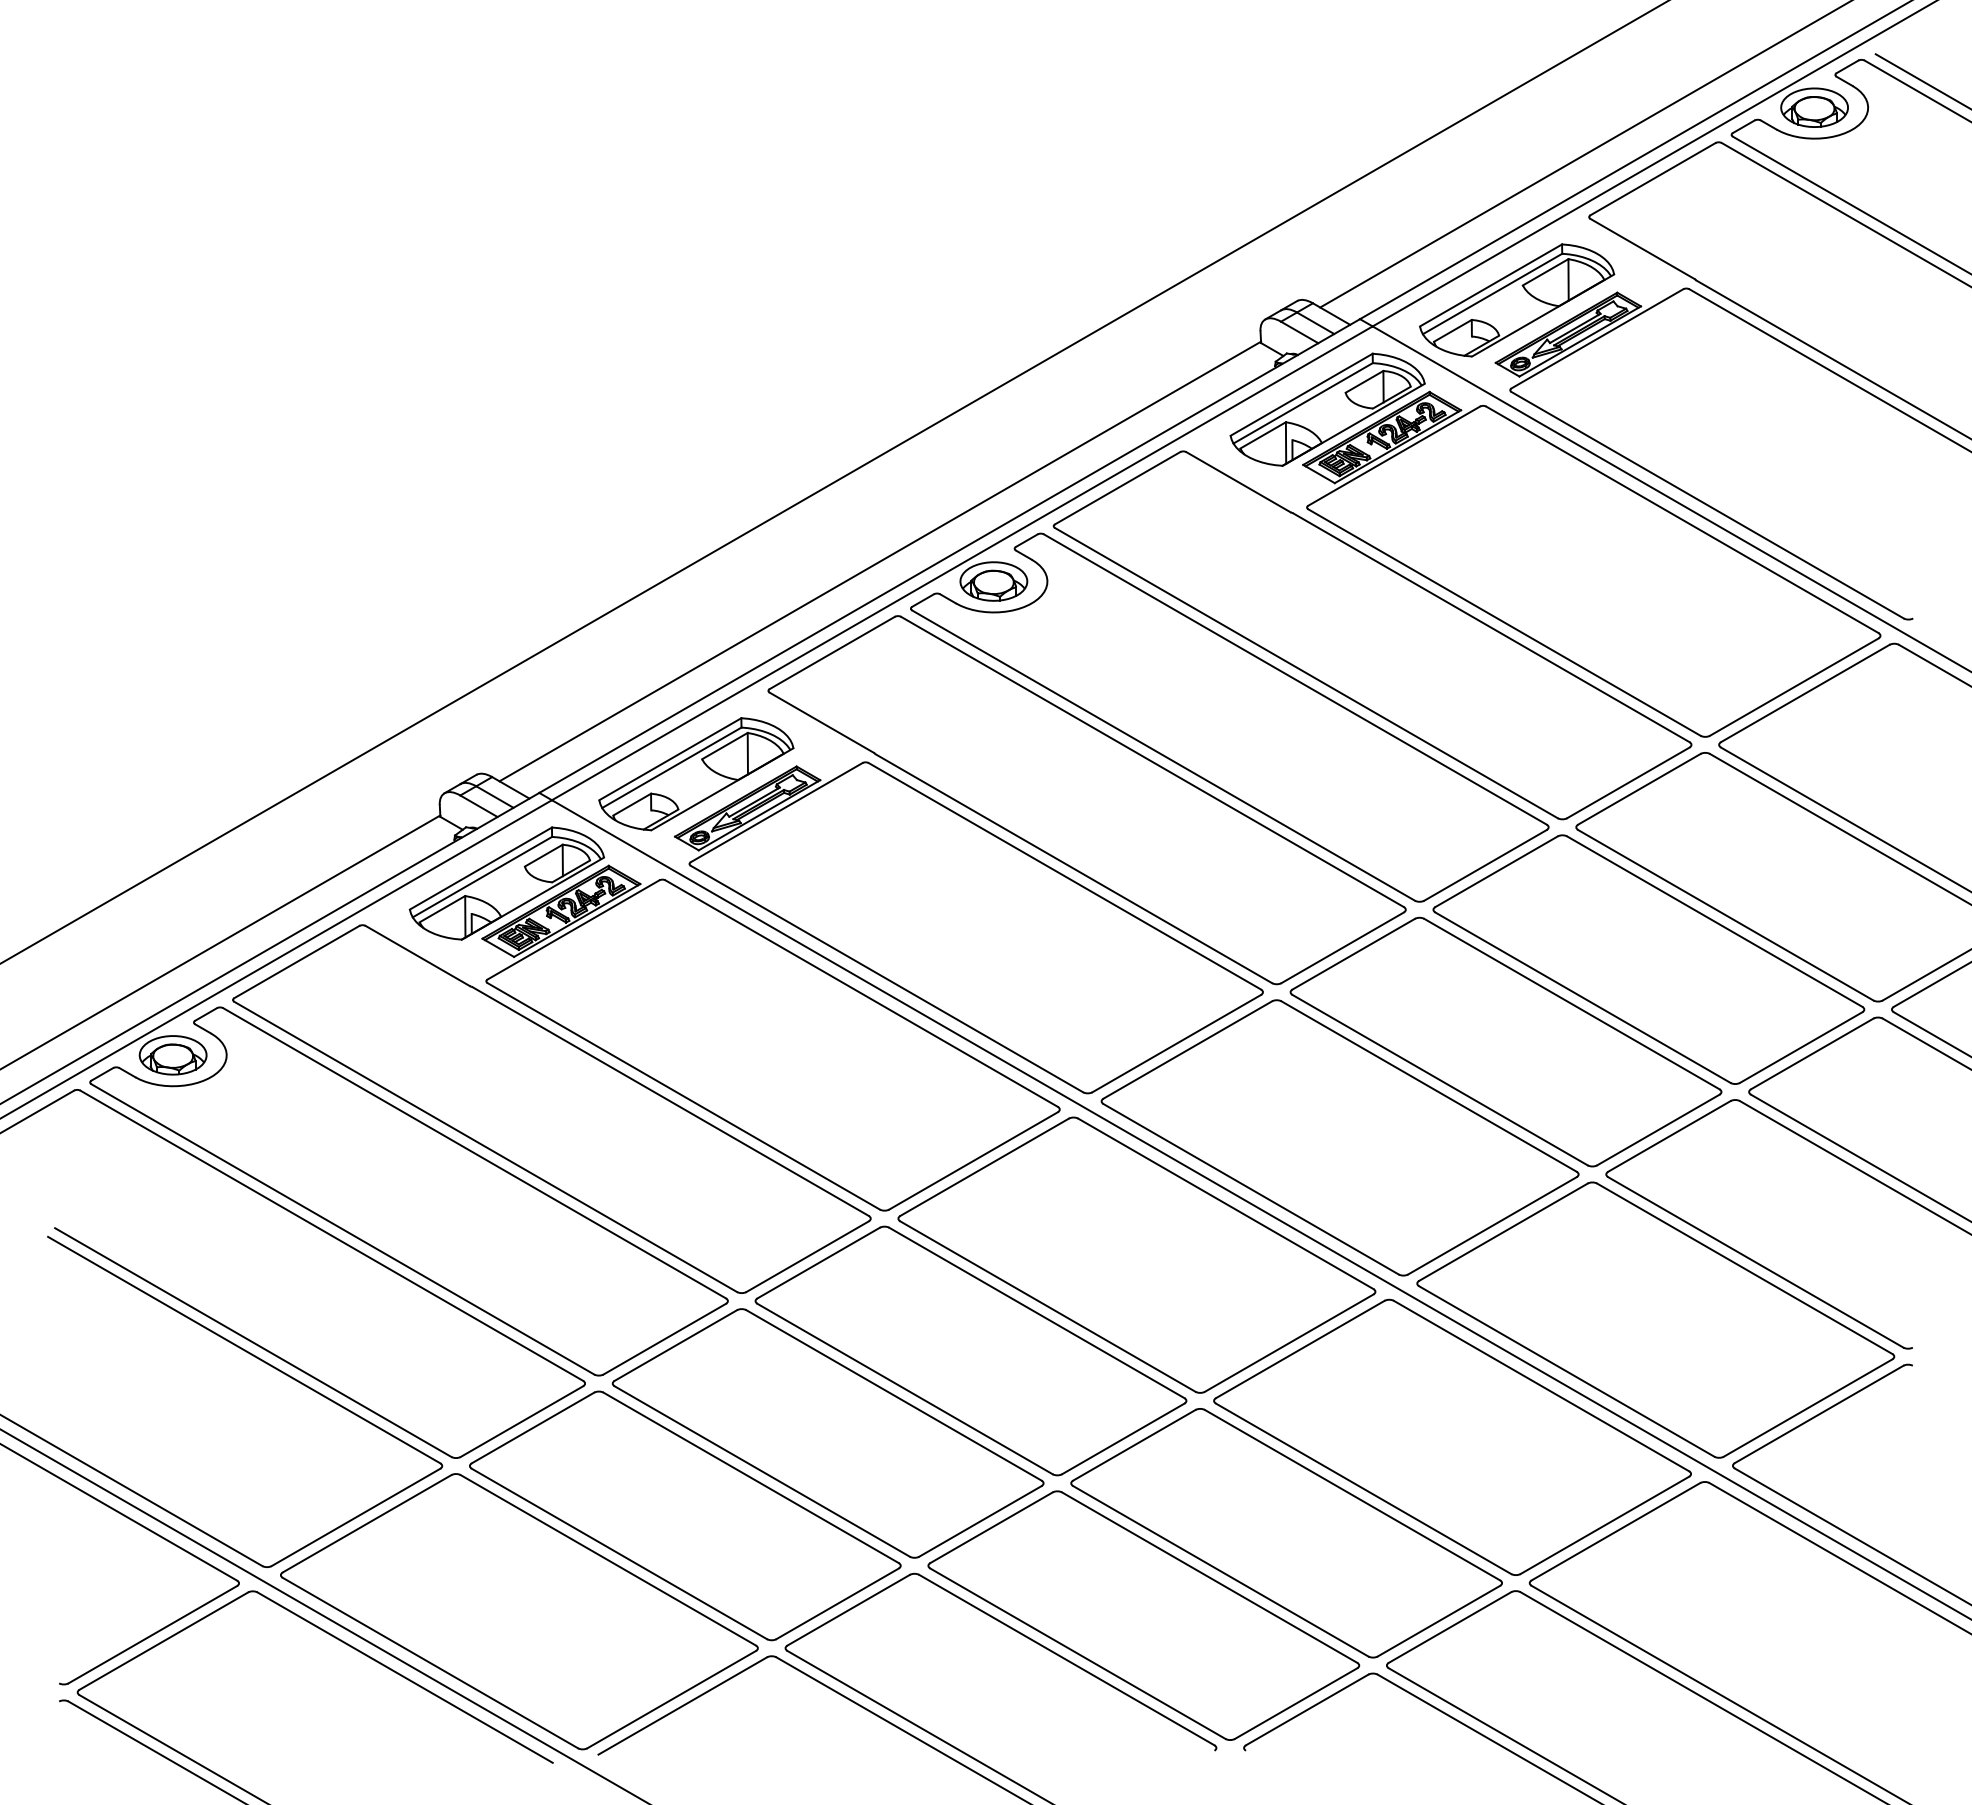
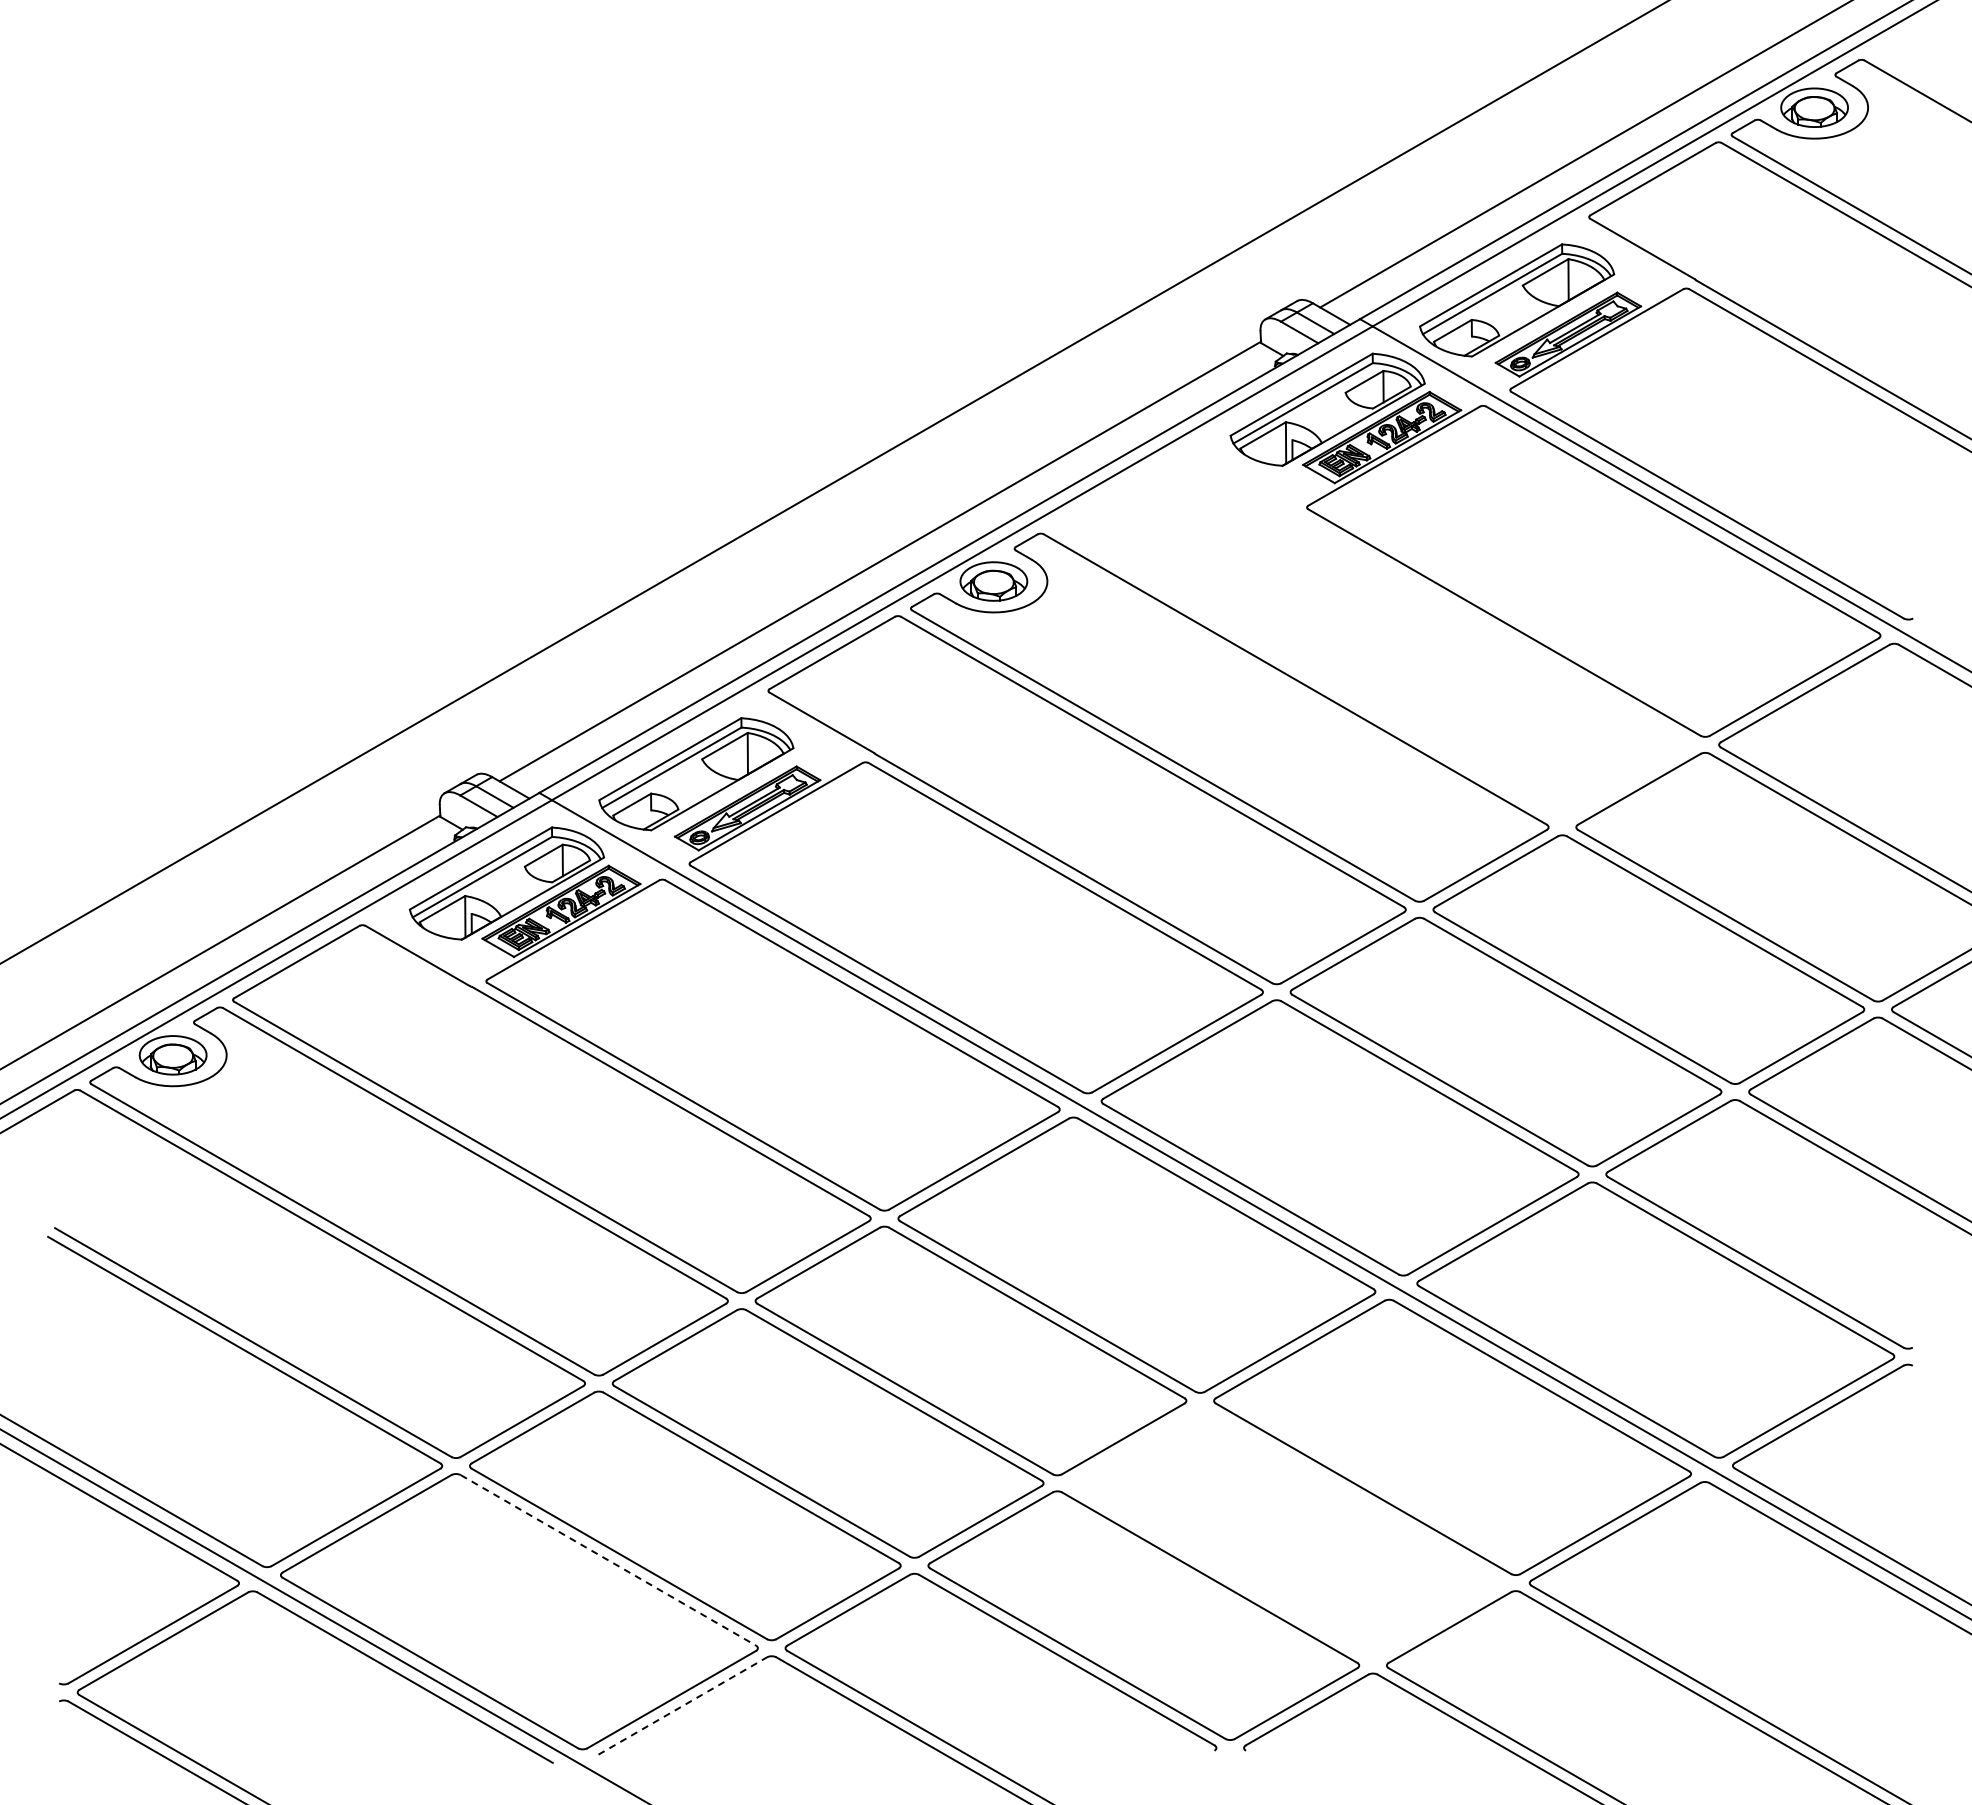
line: present -> none (1921, 80)
part: present -> none (1372, 635)
part: present -> none (1286, 1533)
line: solid -> dashed (608, 1560)
line: solid -> dashed (683, 1705)
